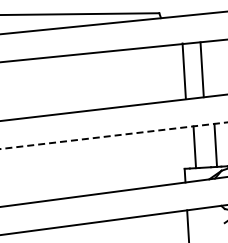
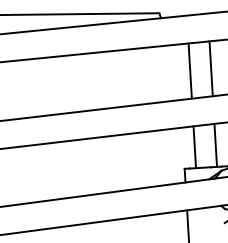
line position: (201, 69) -> (210, 68) (210, 68)
line position: (183, 70) -> (189, 70) (189, 70)
line: dashed -> solid (114, 135)
